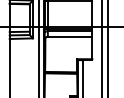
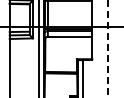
line: present -> none (101, 48)
line: solid -> dashed (108, 48)
